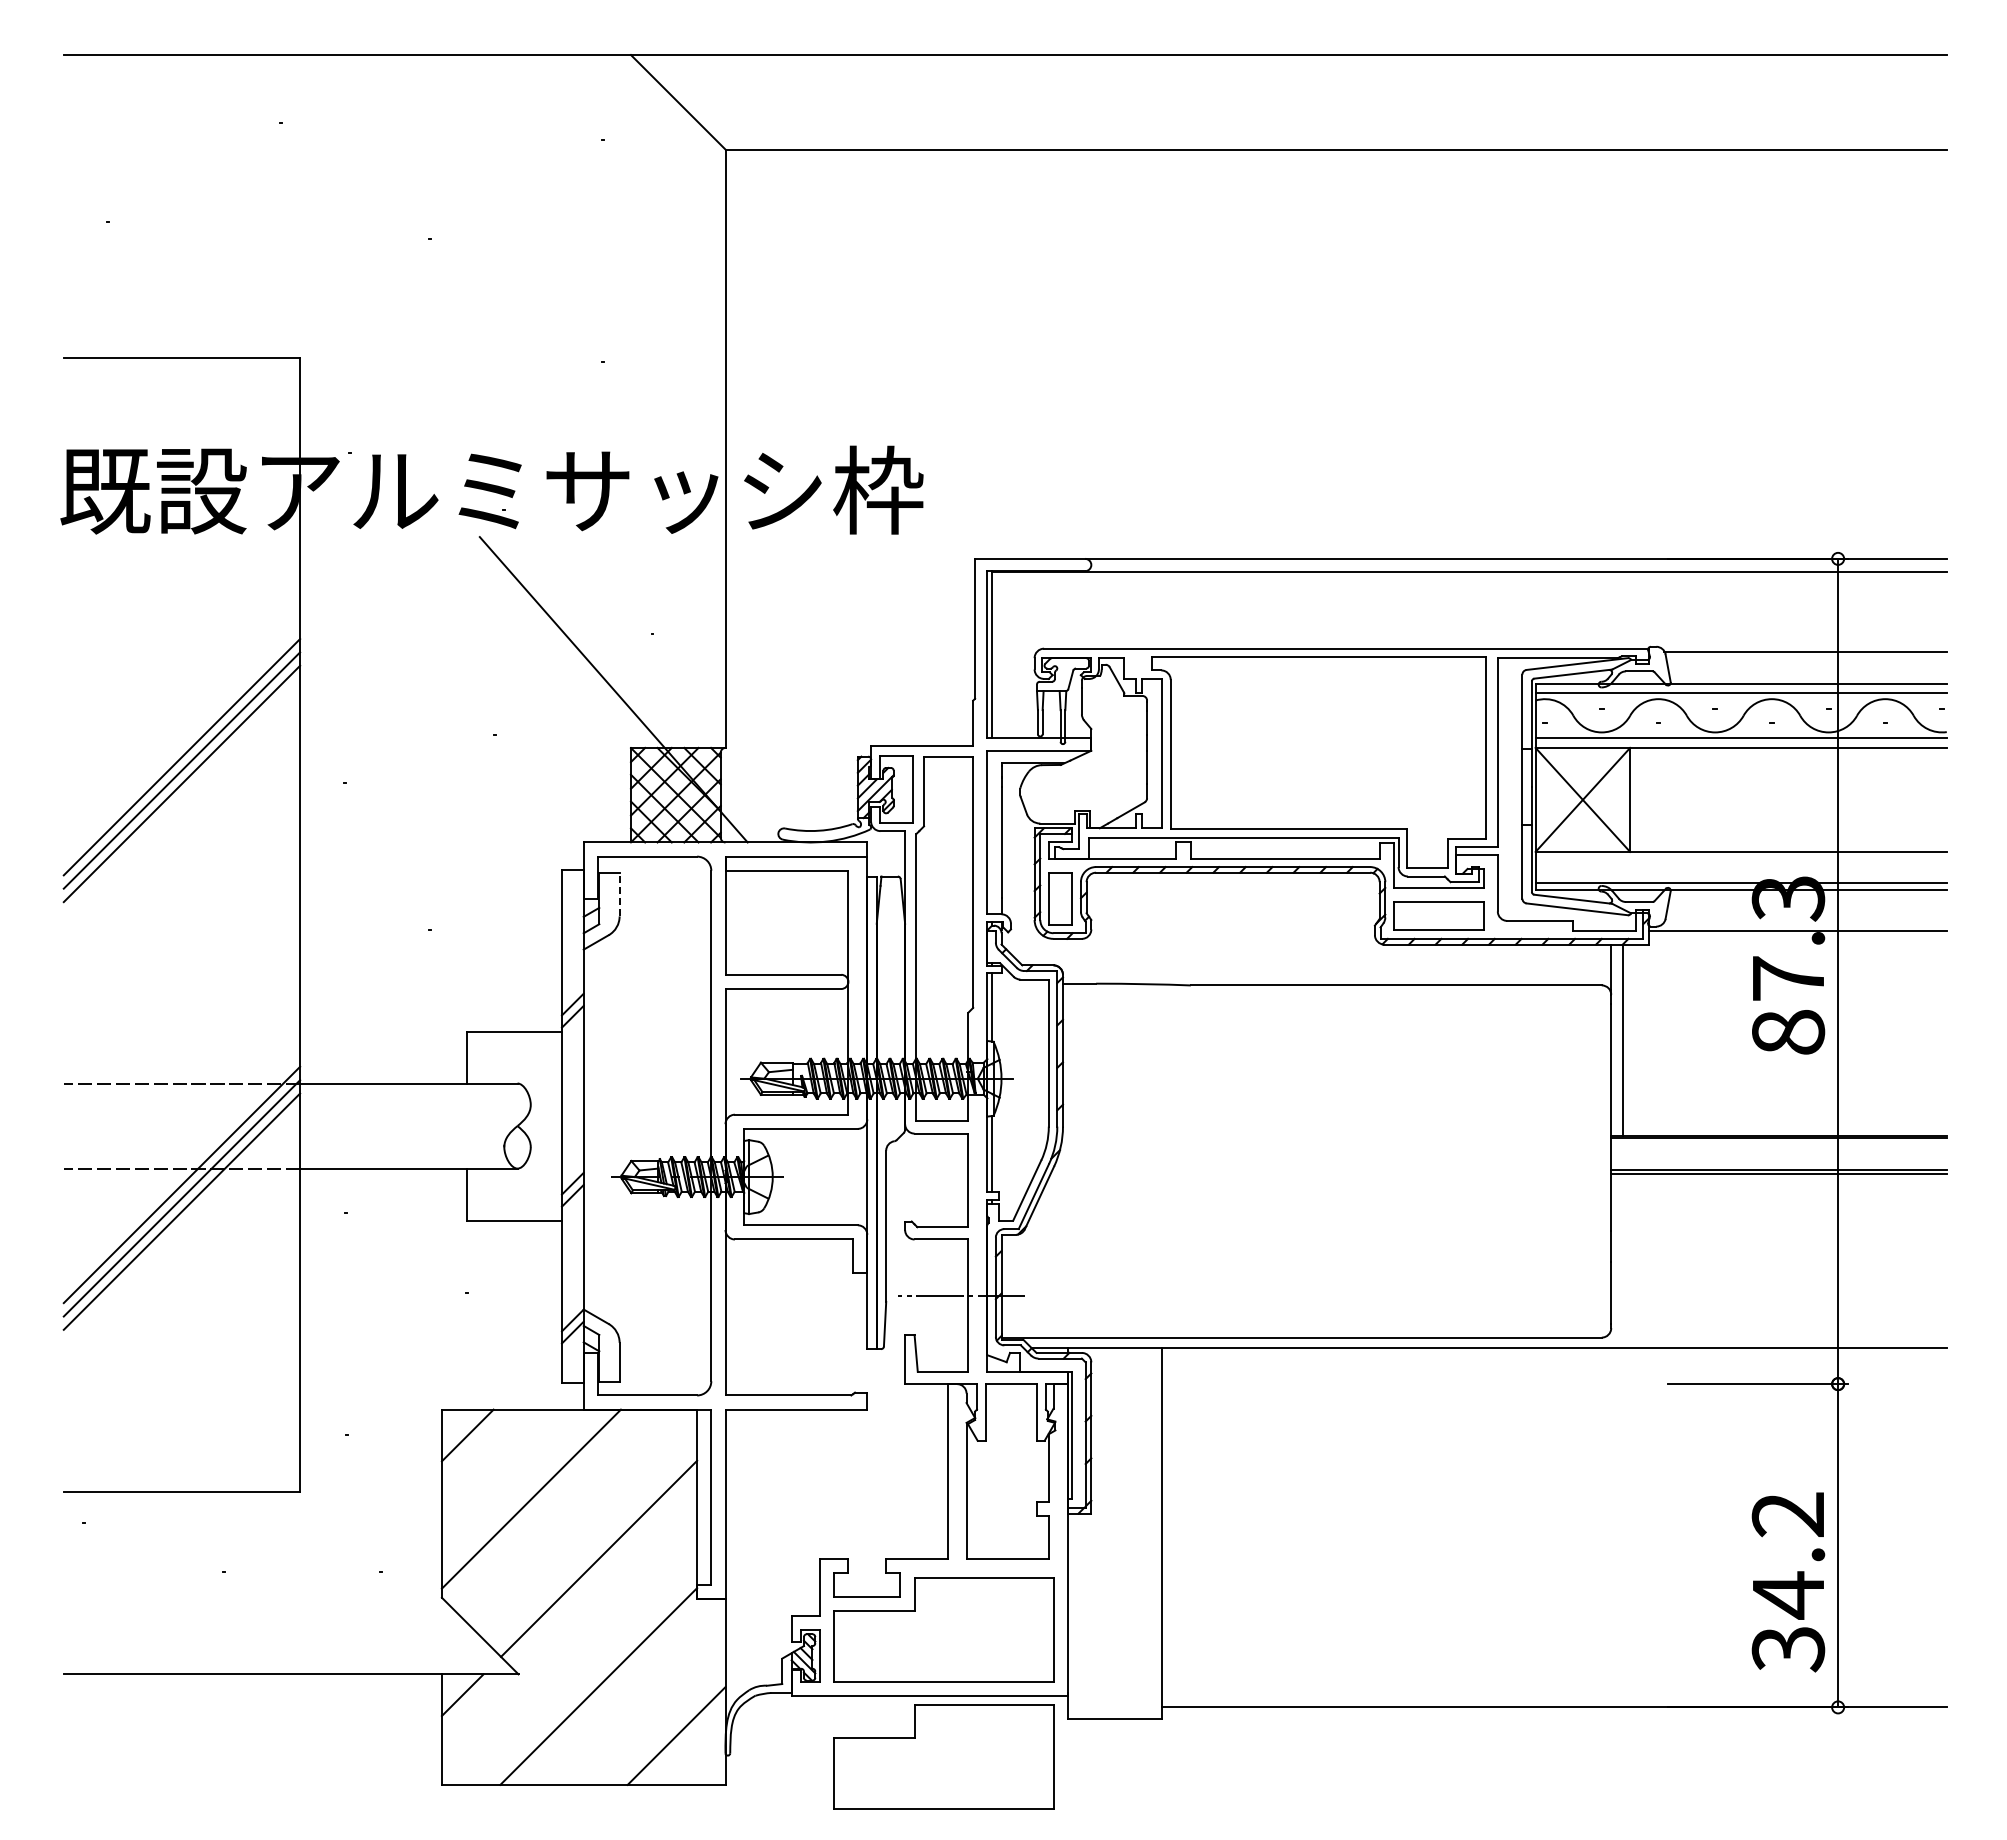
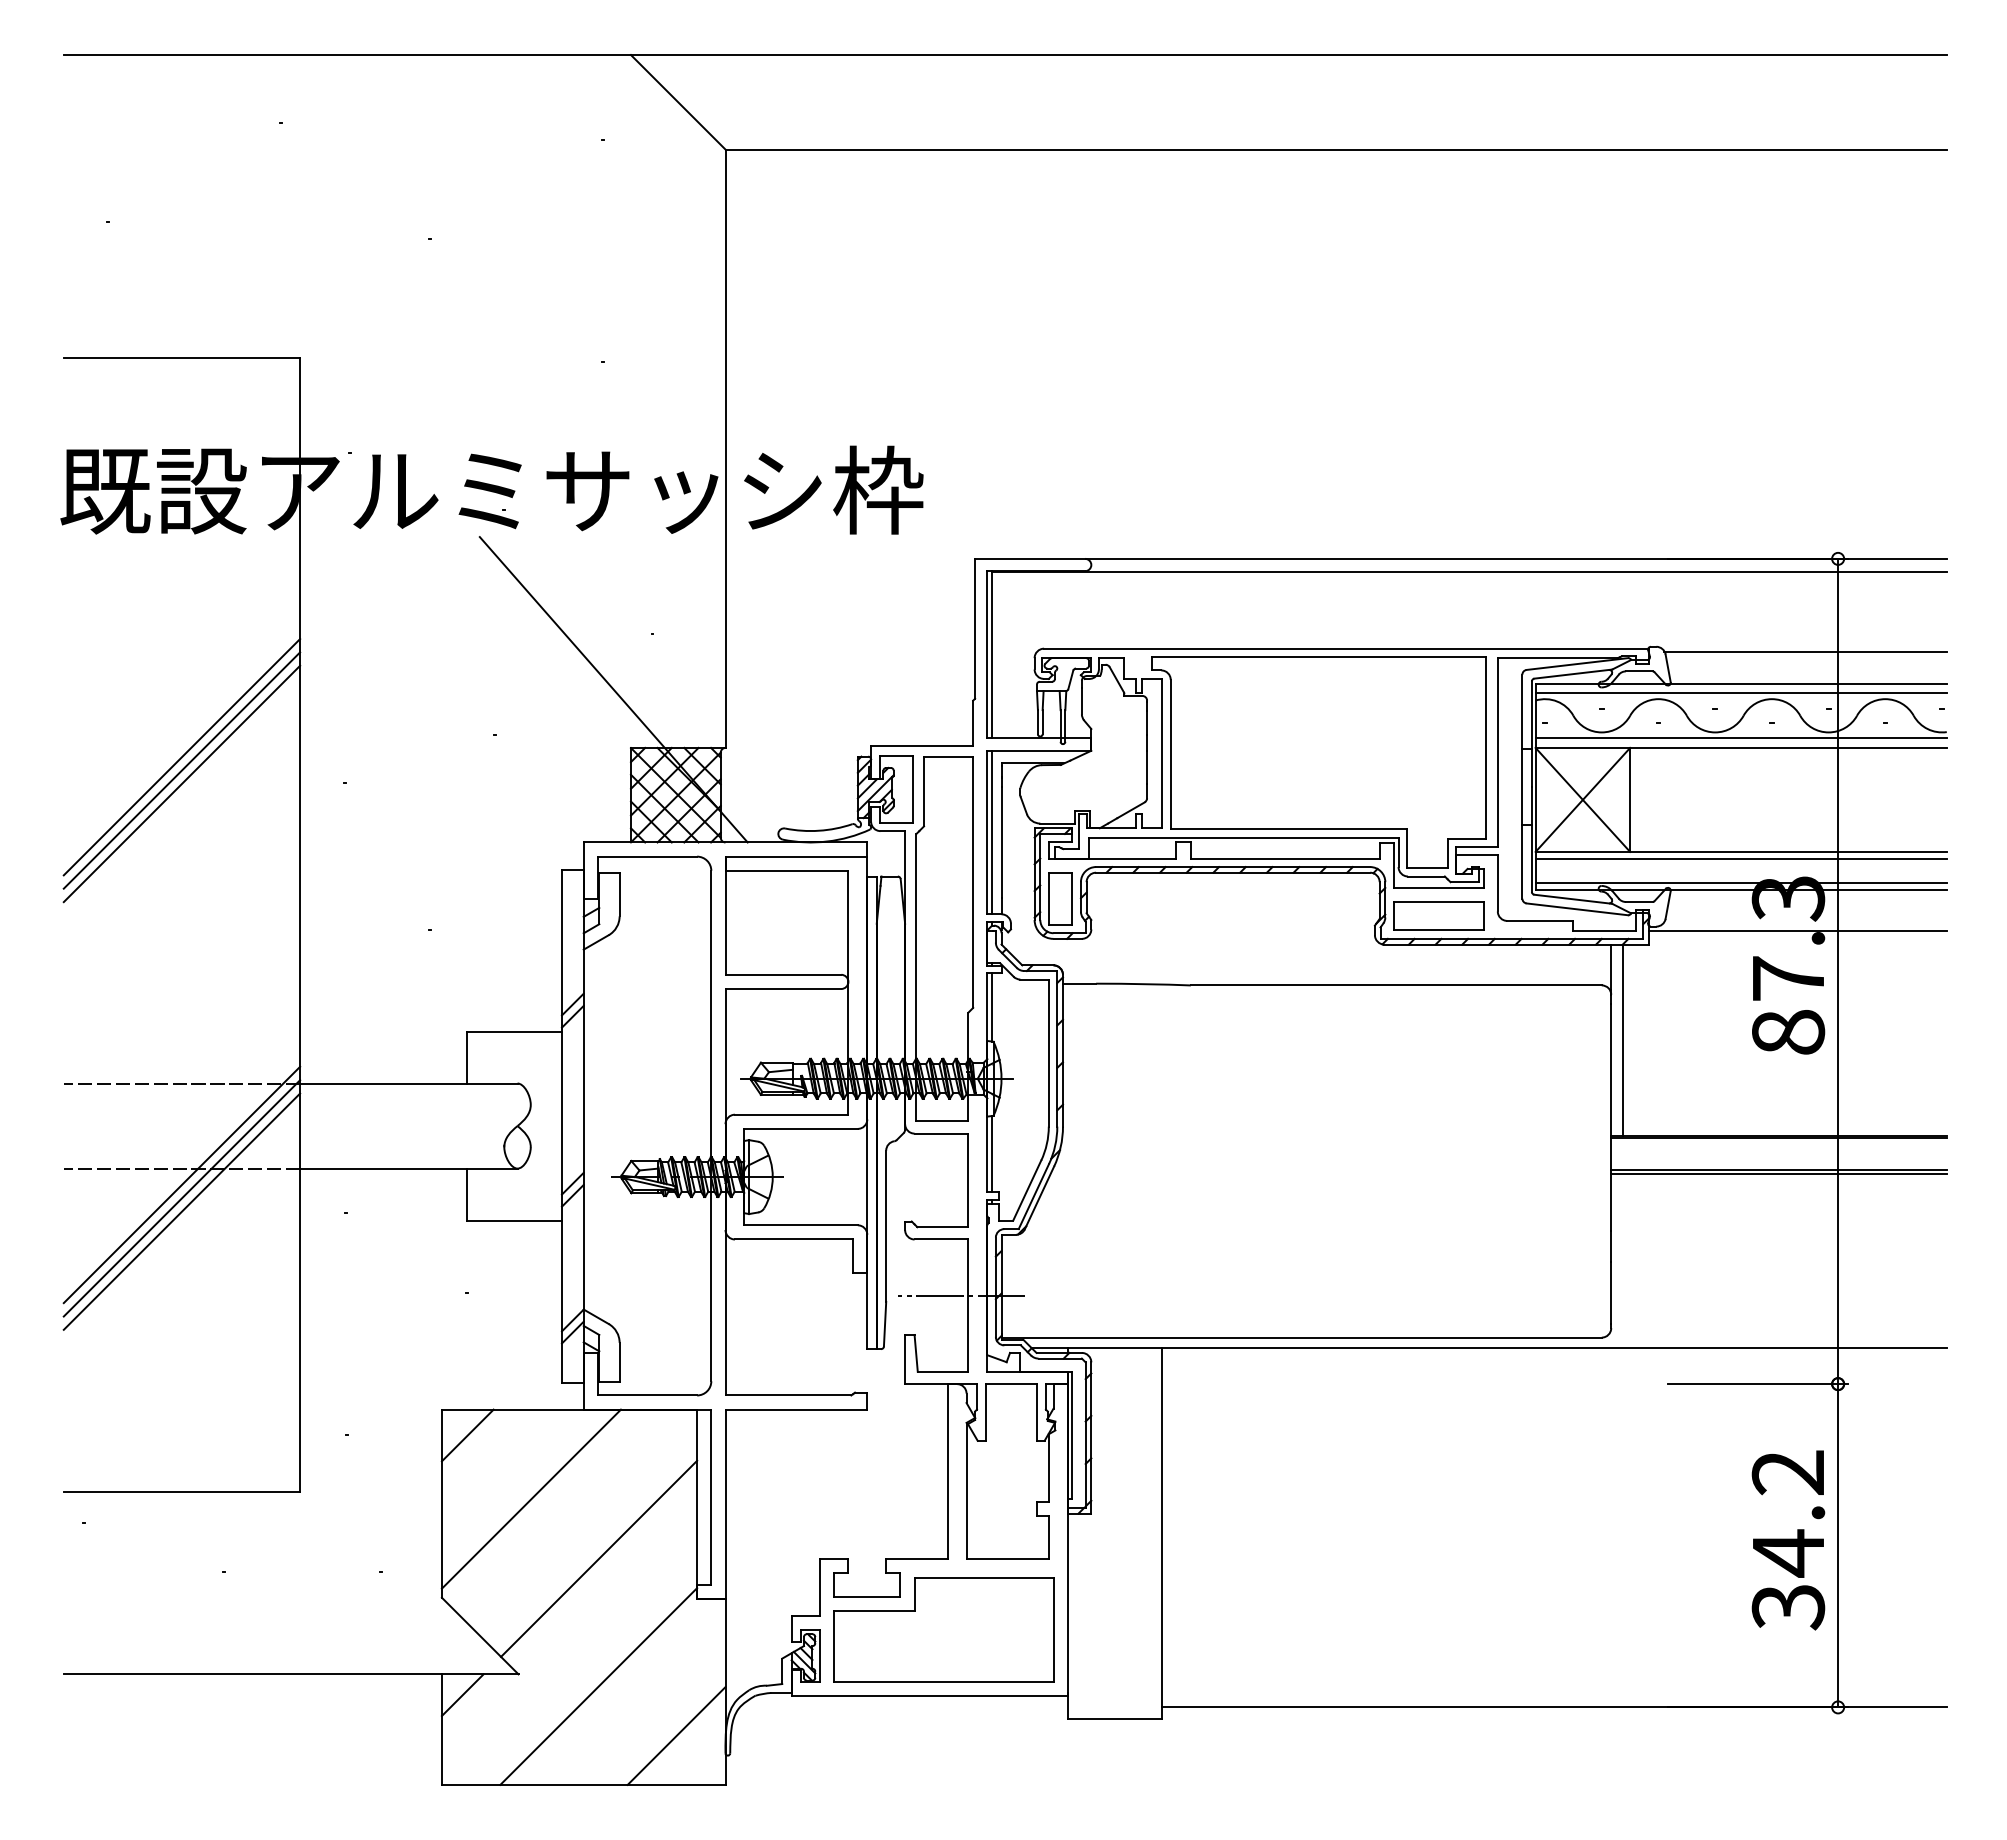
line: none -> present (992, 832)
line: none -> present (1740, 858)
line: dashed -> solid (619, 894)
text position: (1788, 1582) -> (1788, 1540) (1788, 1540)
part: present -> none (943, 1756)
